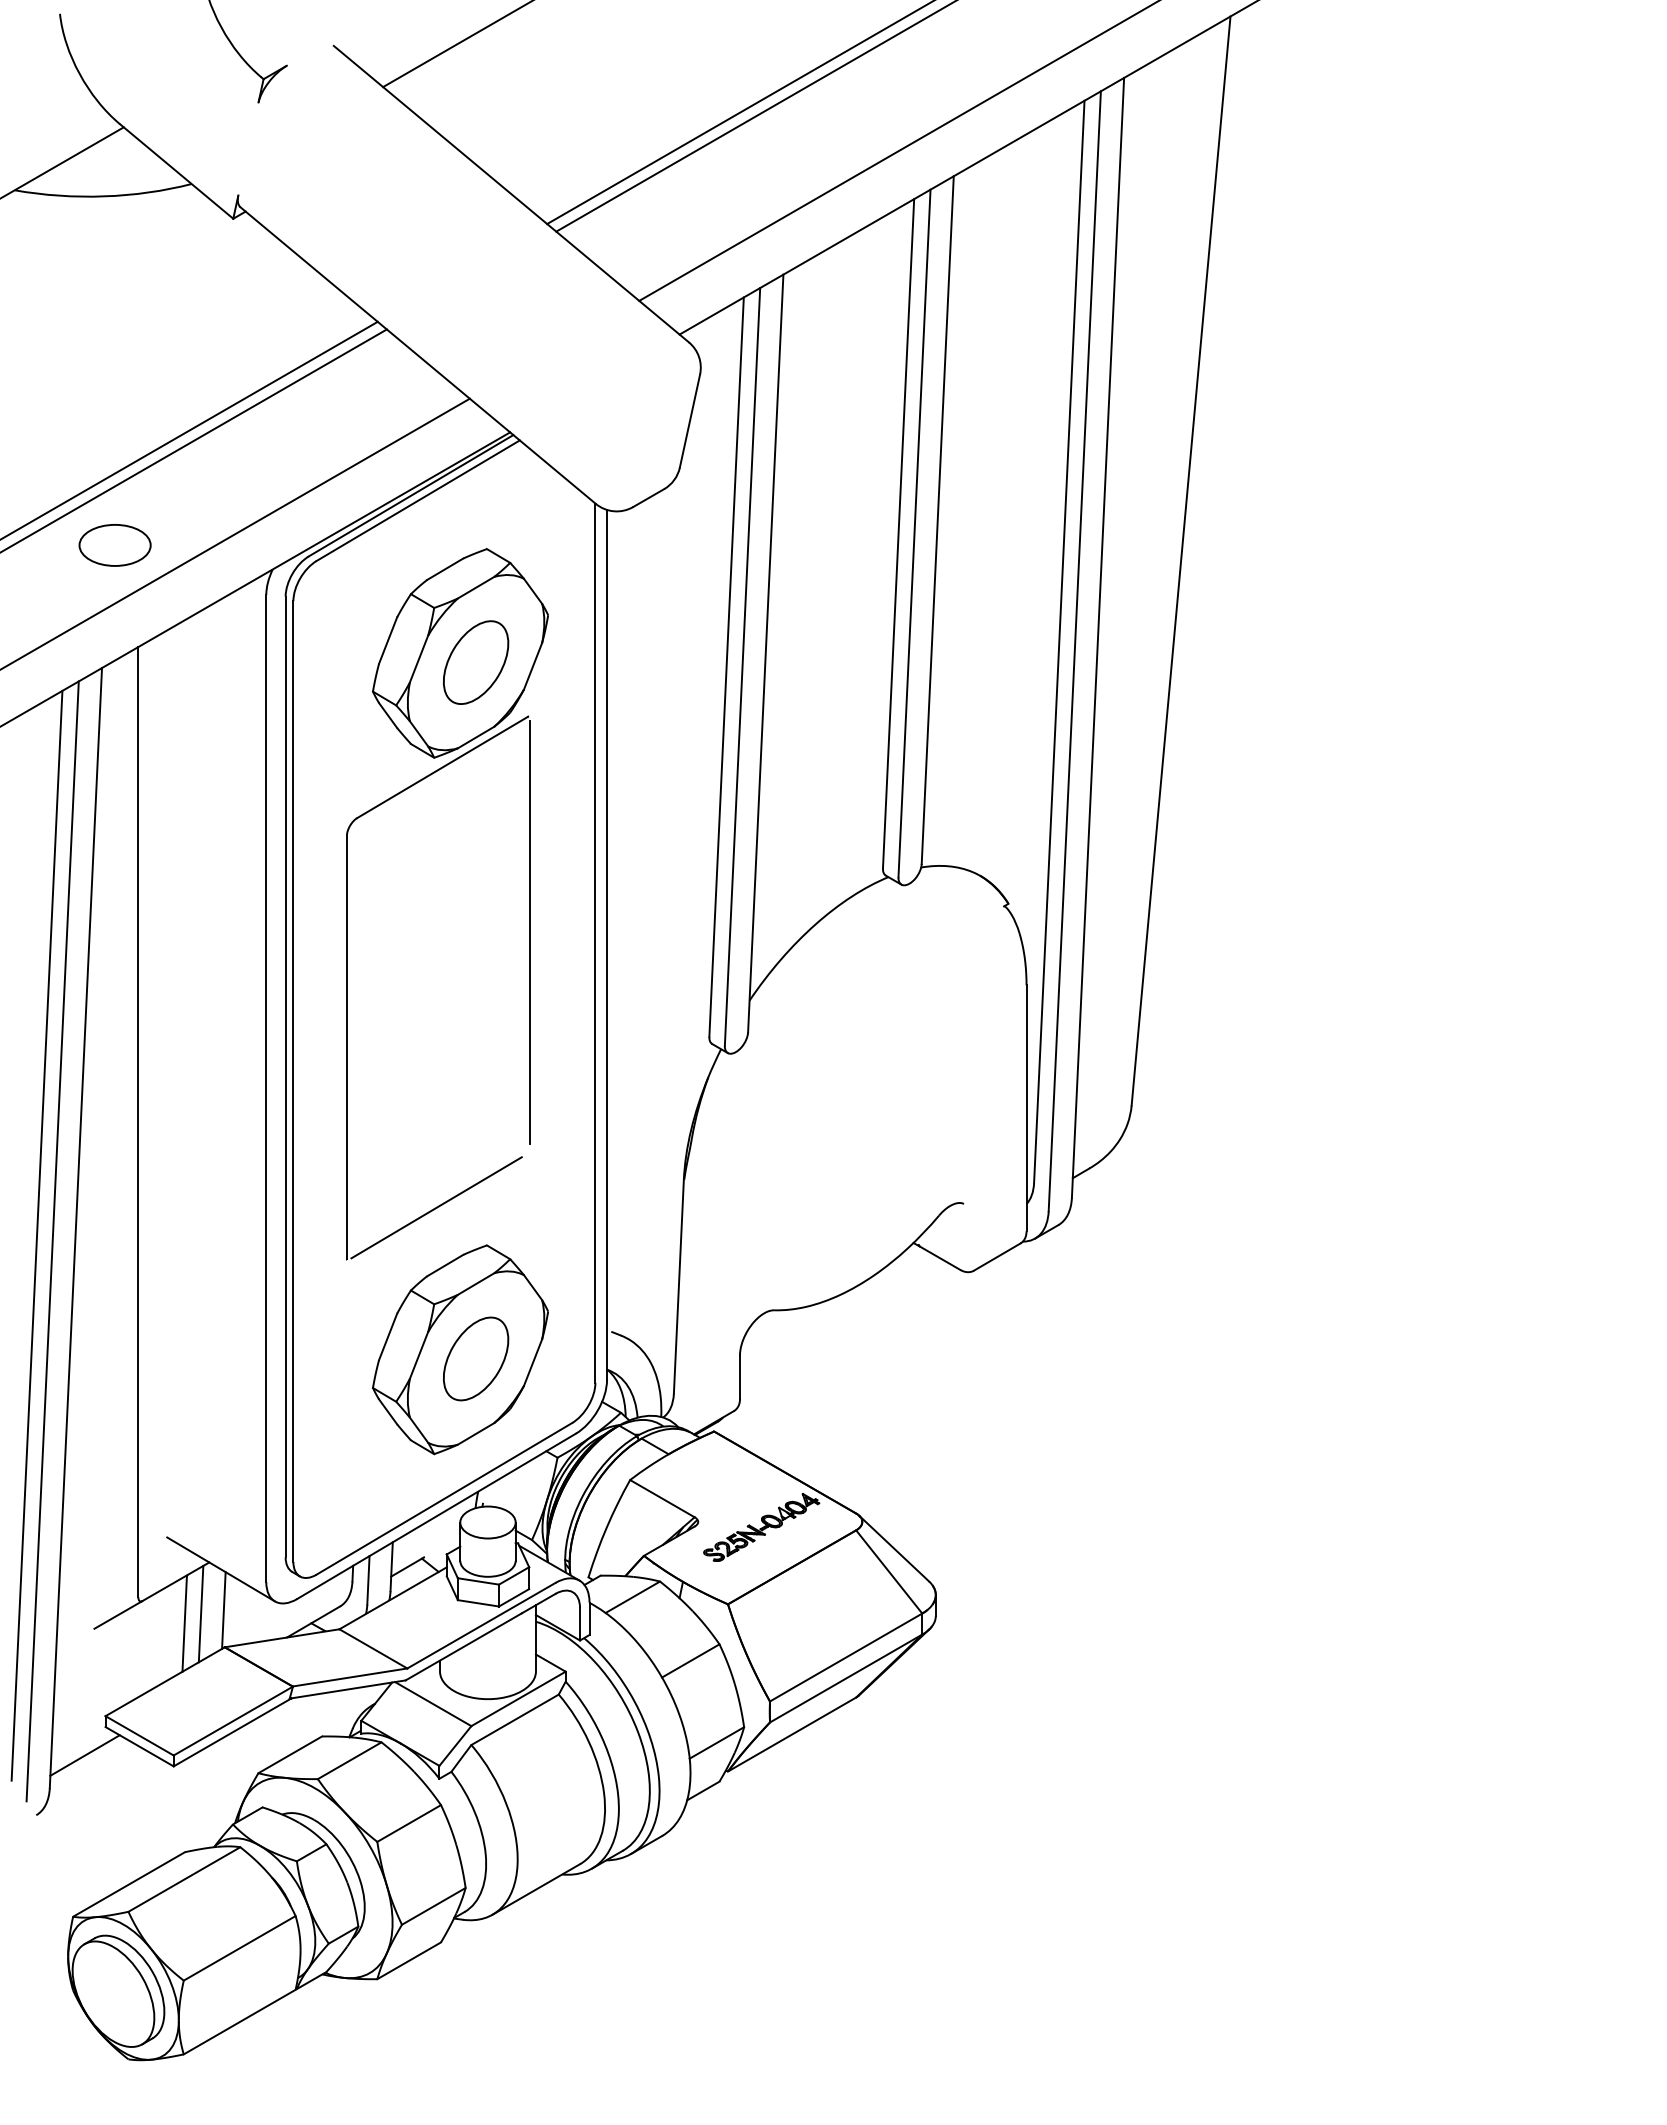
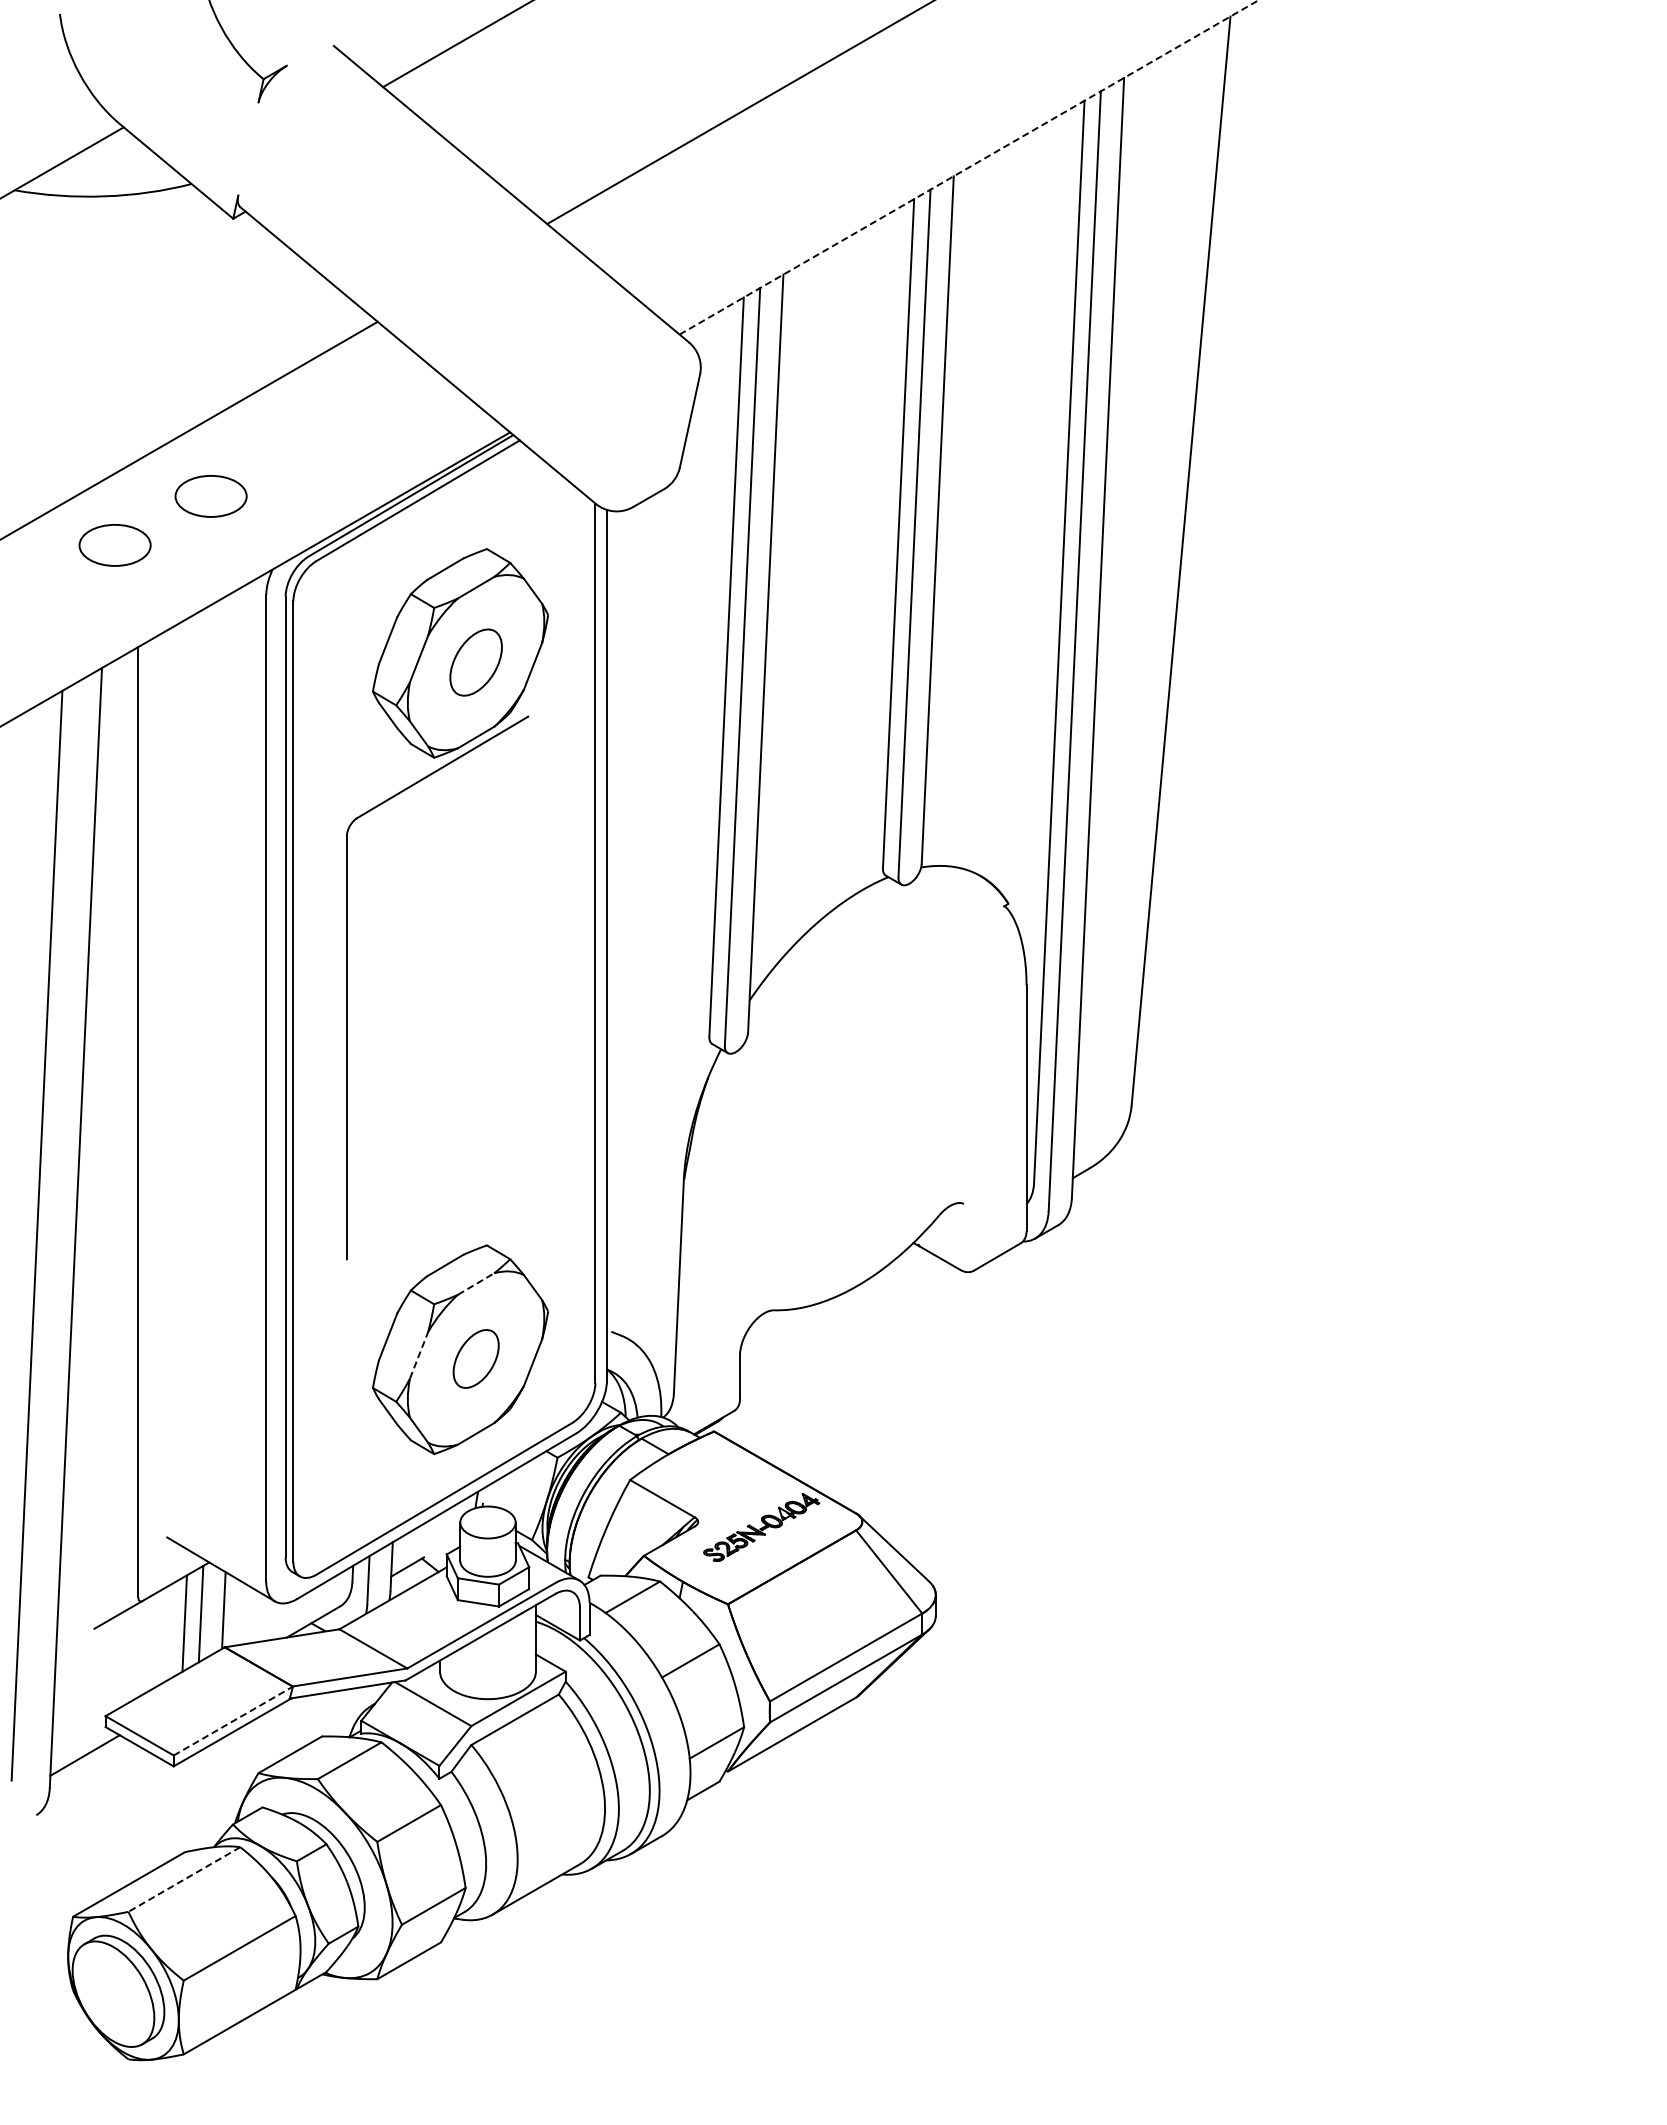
line: present -> none (754, 116)
line: present -> none (897, 151)
line: solid -> dashed (969, 167)
line: present -> none (194, 440)
part: none -> present (210, 496)
line: present -> none (235, 533)
part size: 67x85 px -> 54x69 px (475, 662)
line: present -> none (529, 931)
line: present -> none (436, 1207)
line: present -> none (52, 1241)
line: solid -> dashed (476, 1283)
line: solid -> dashed (419, 1355)
part size: 67x86 px -> 48x60 px (475, 1358)
line: solid -> dashed (233, 1721)
line: solid -> dashed (184, 1879)
